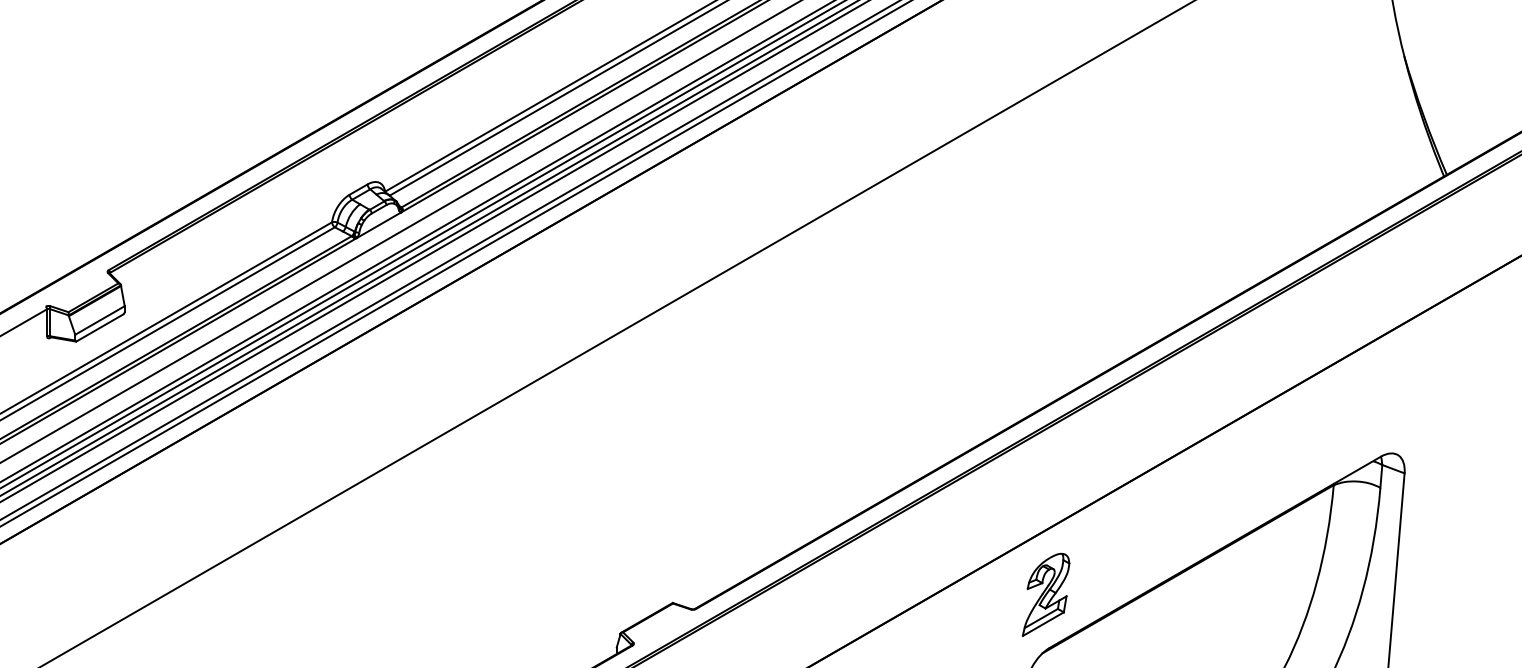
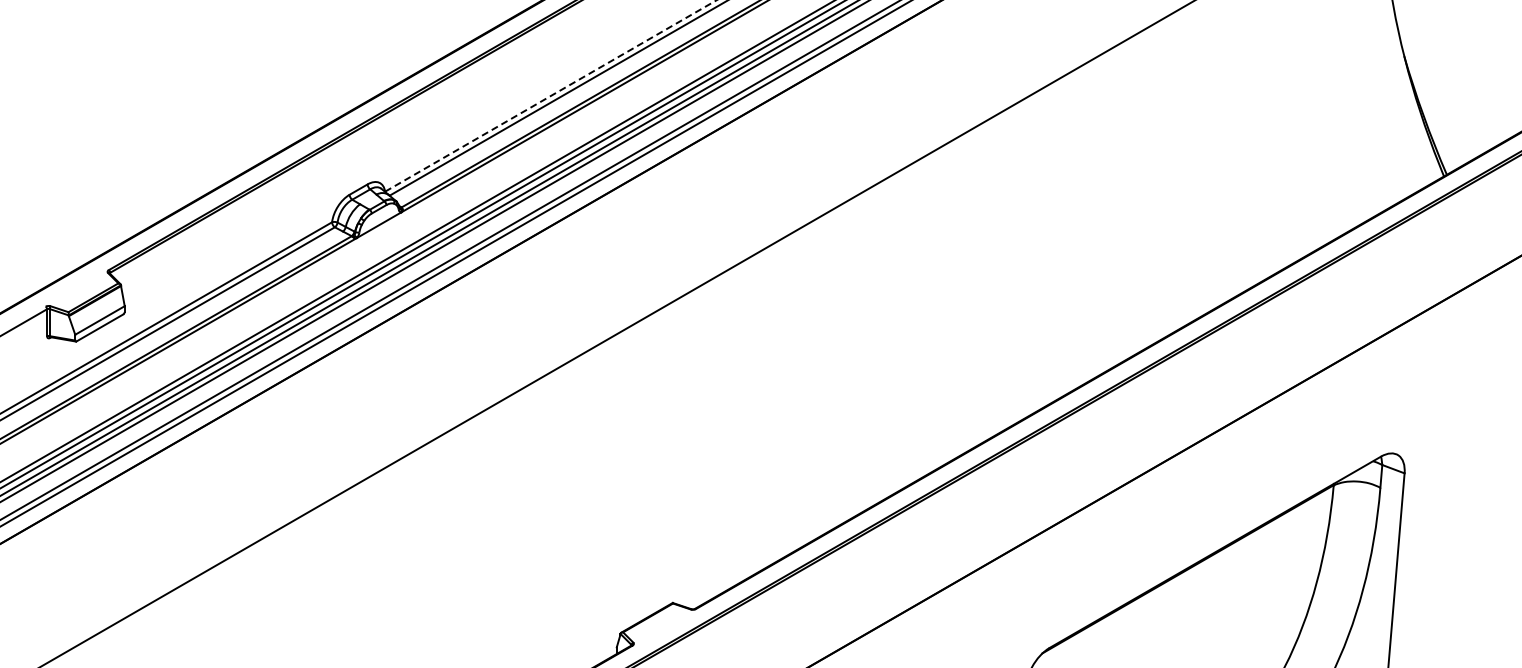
line: solid -> dashed (551, 95)
line: present -> none (400, 231)
part: present -> none (1045, 594)
